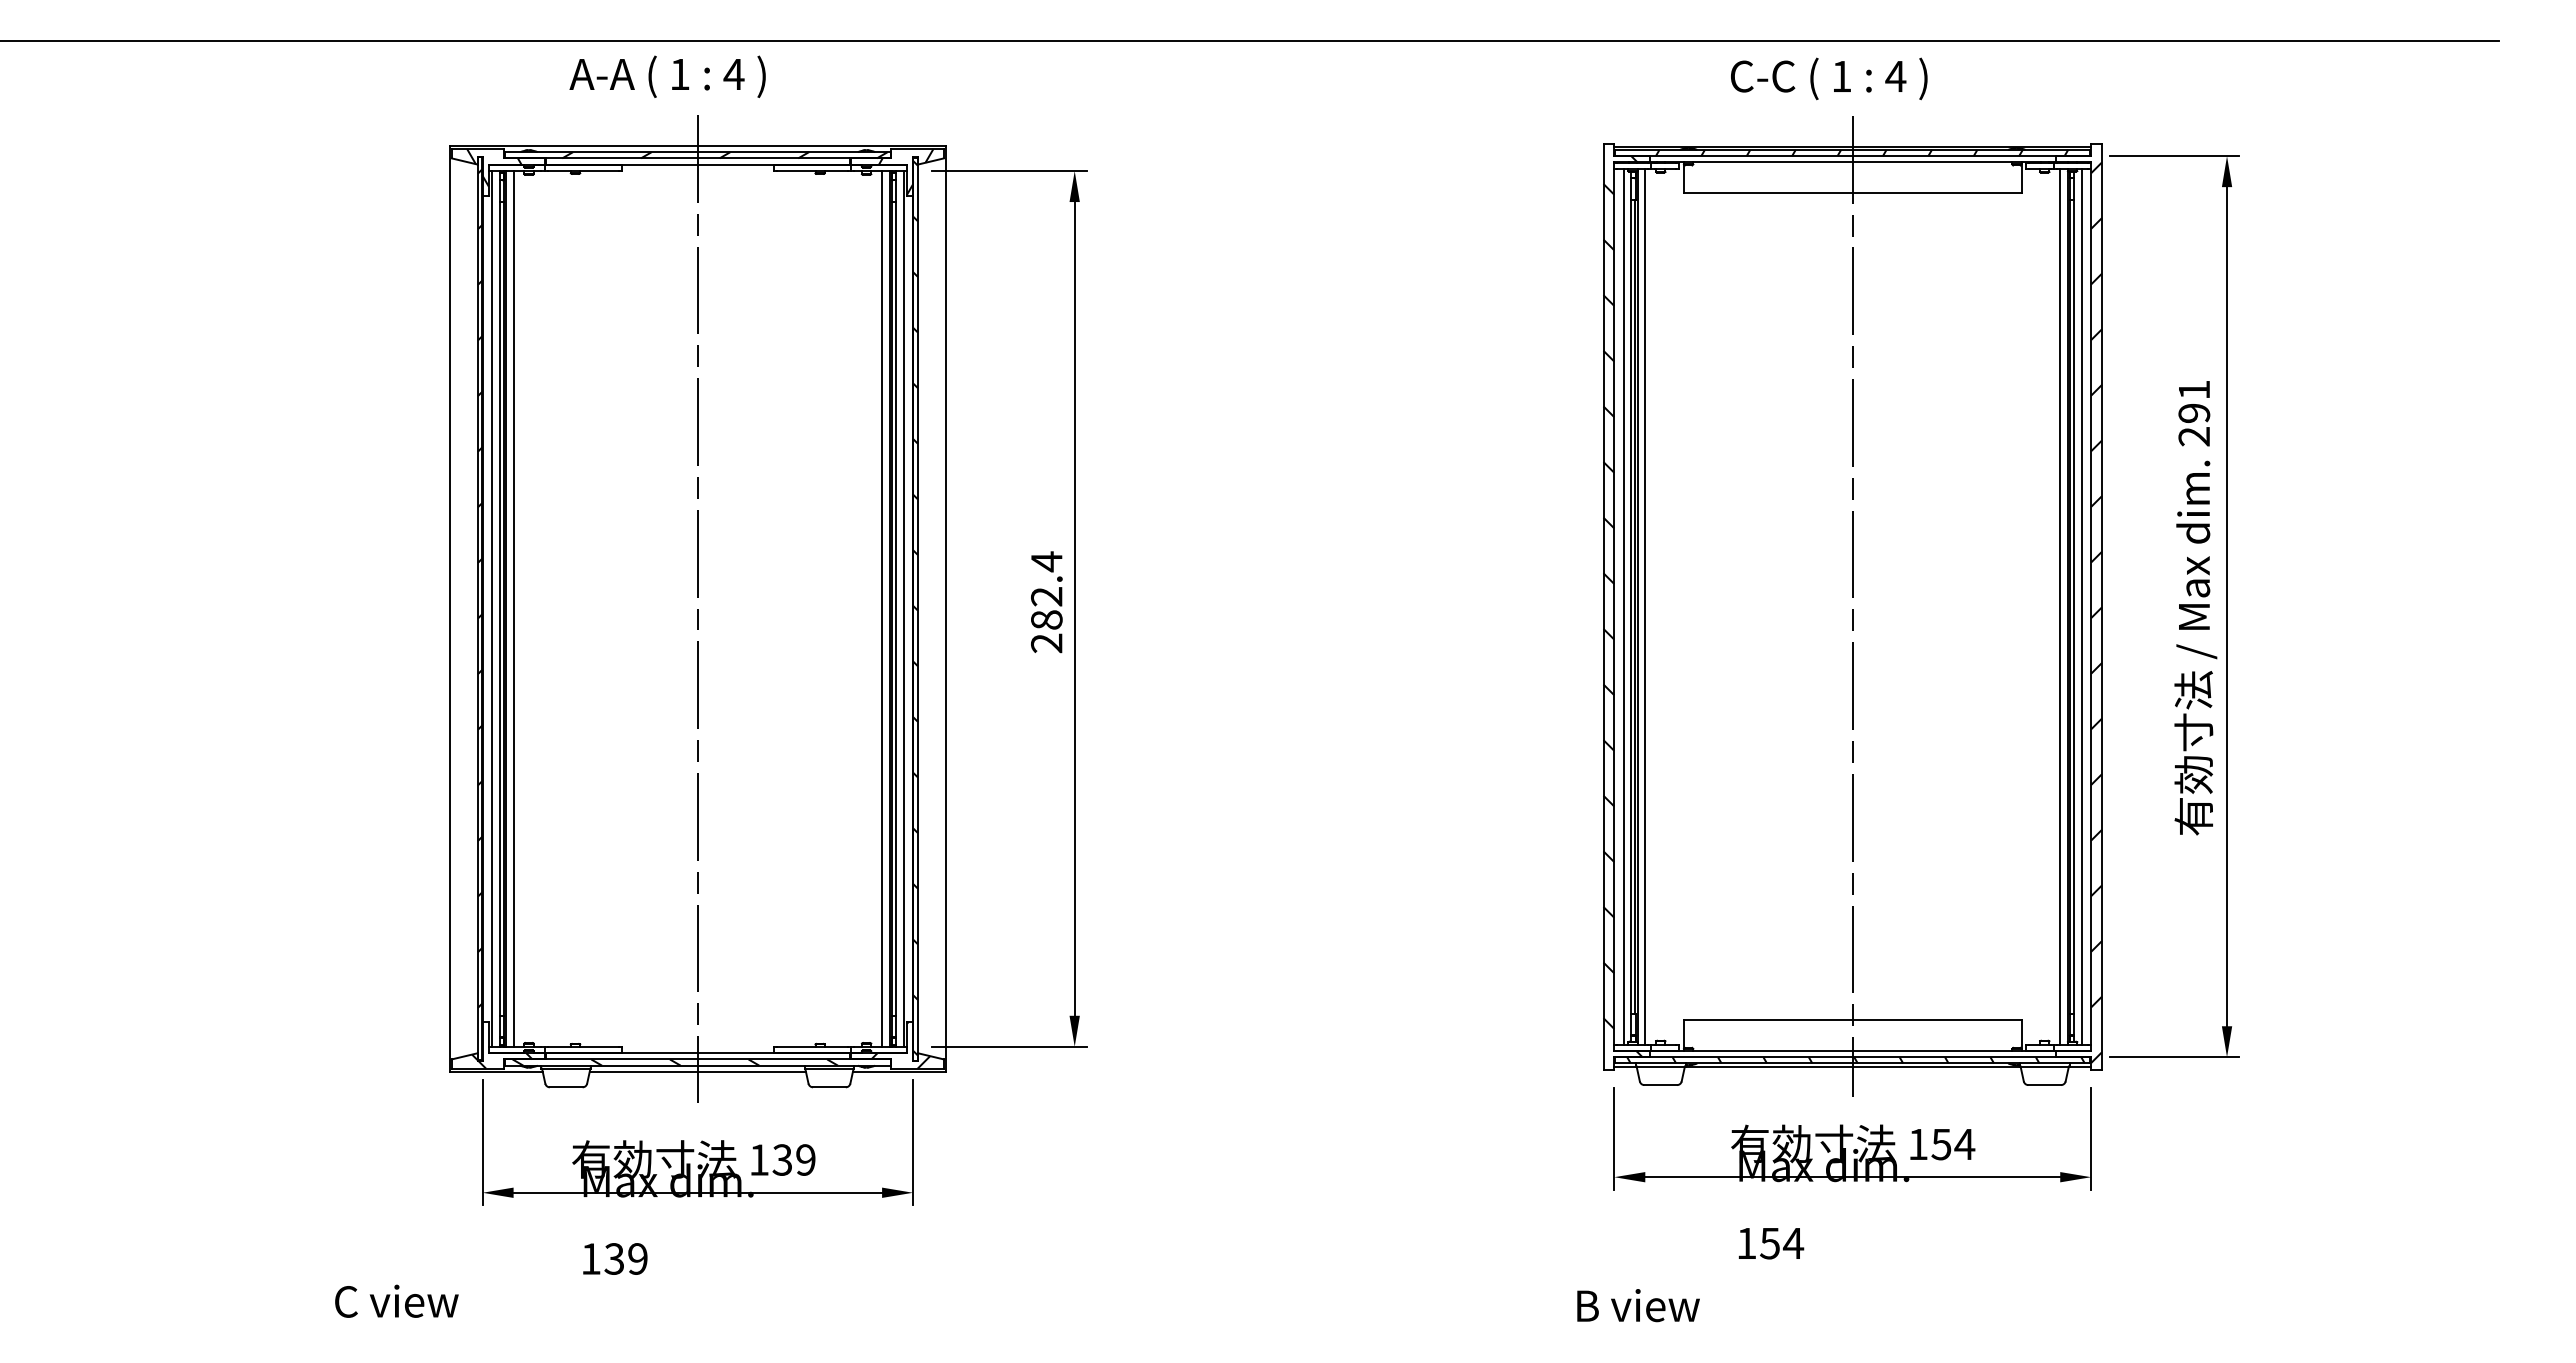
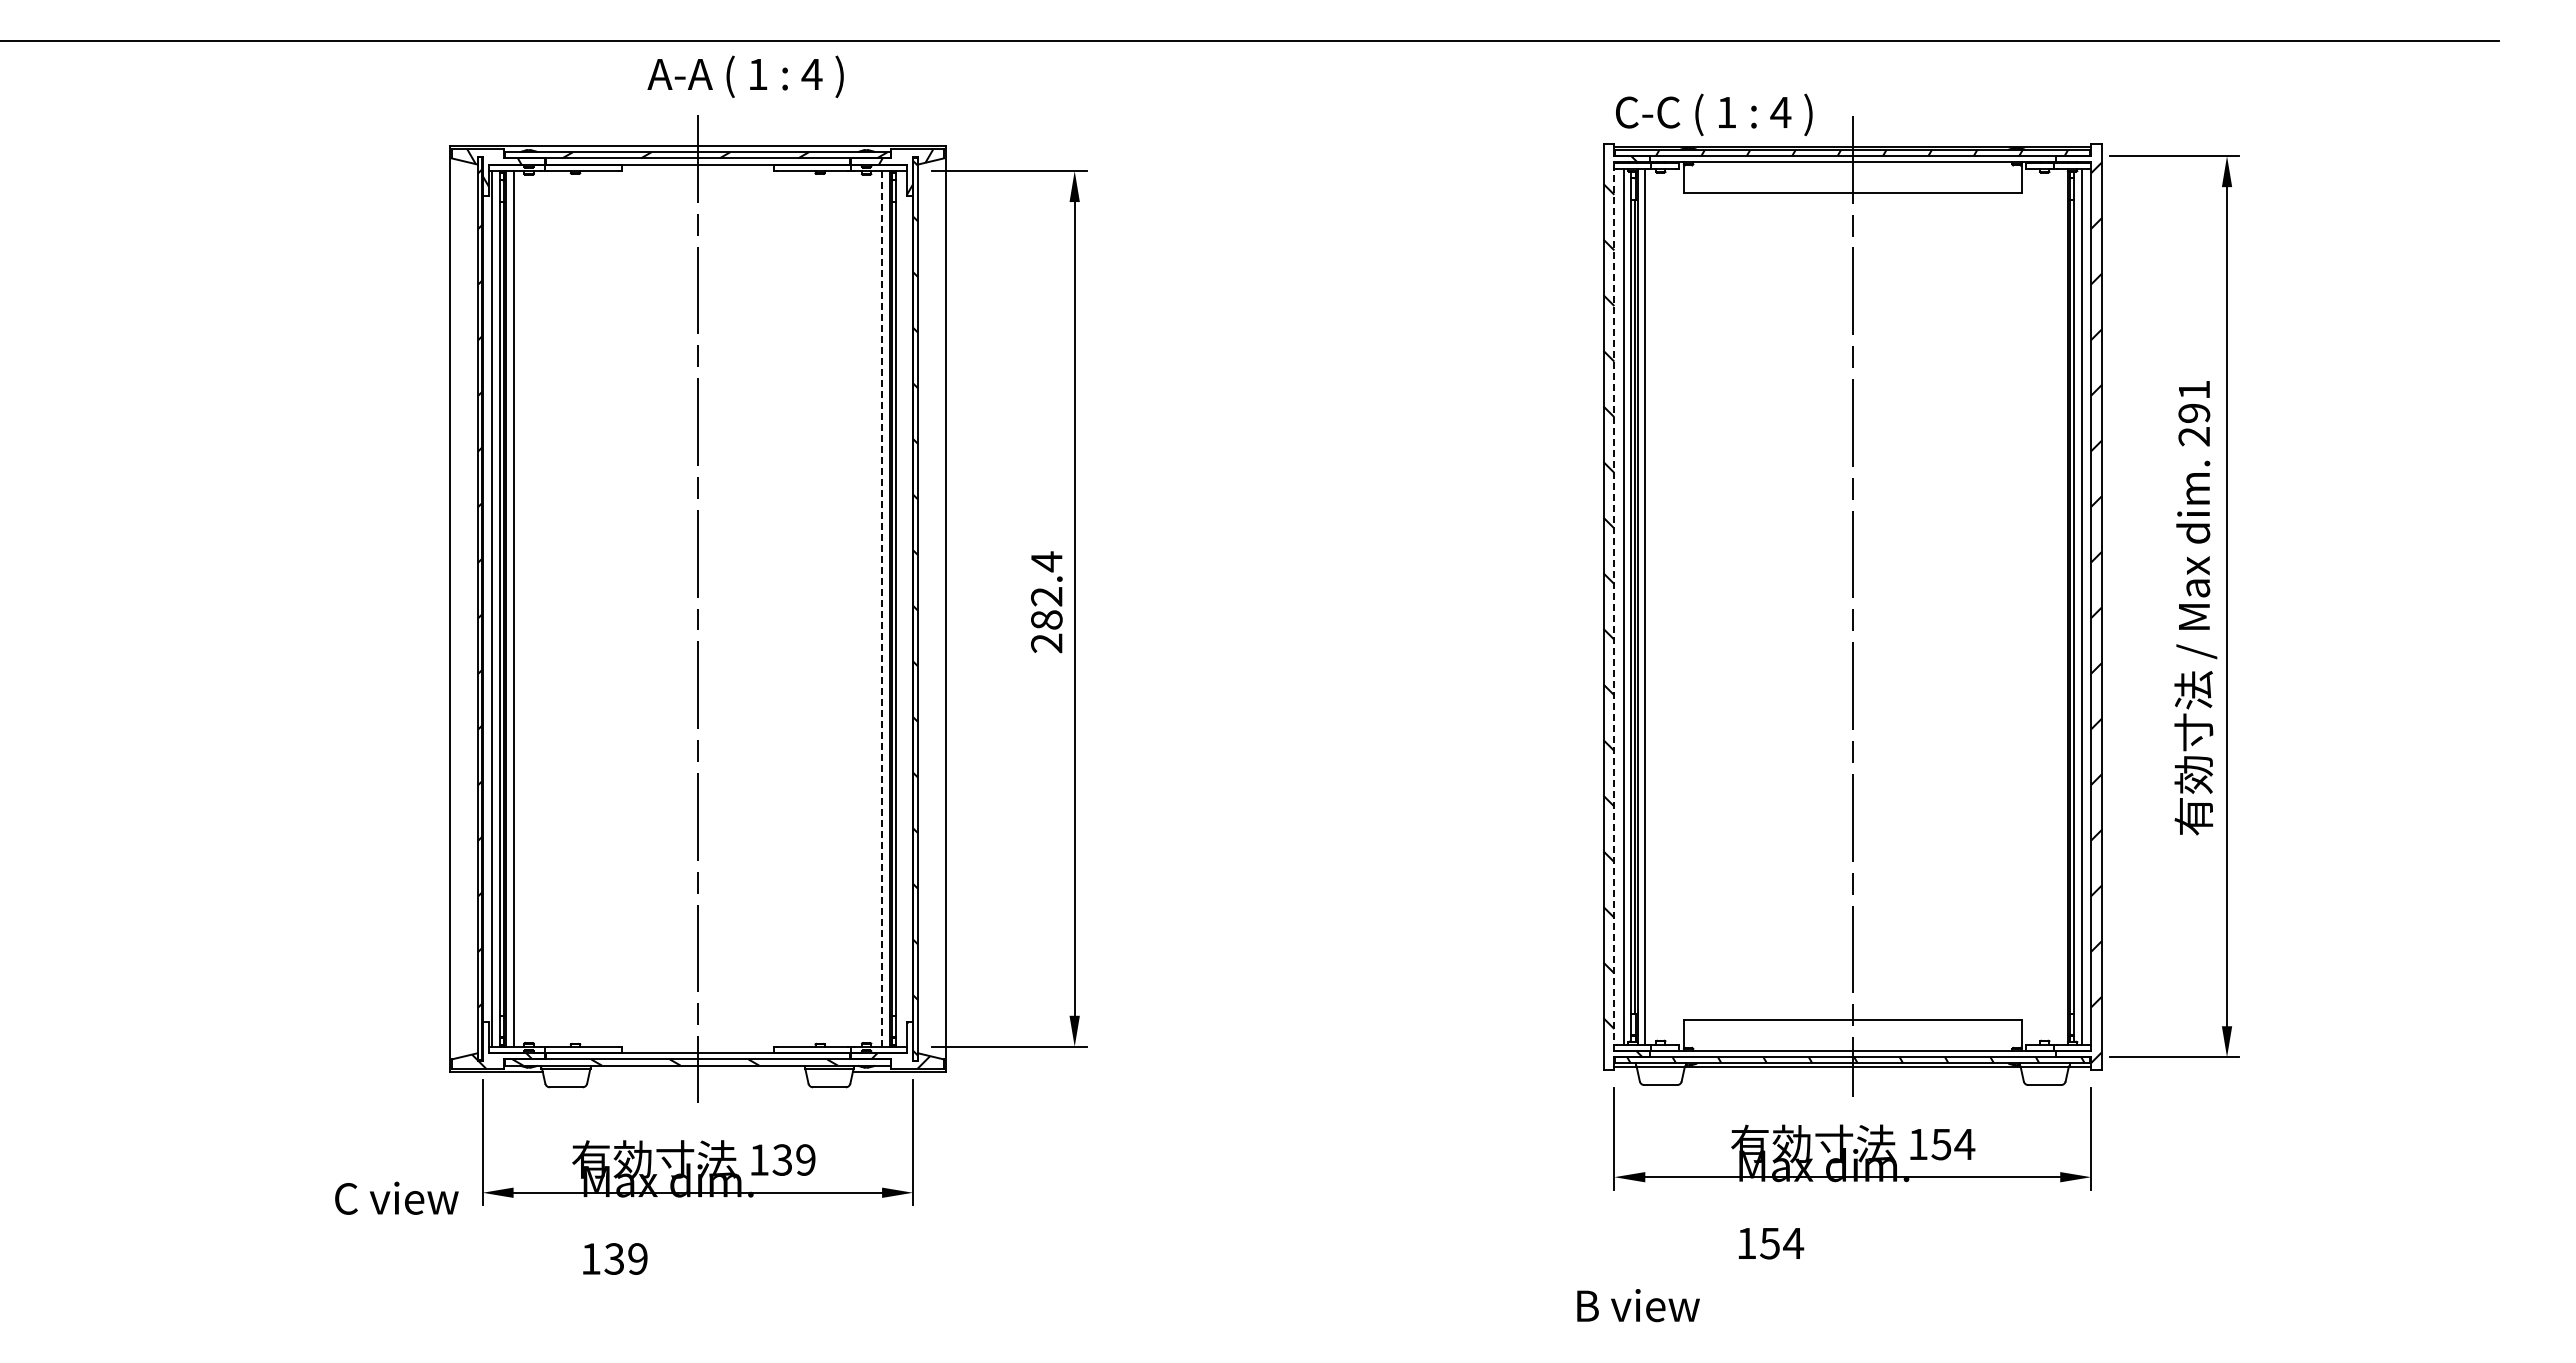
text position: (667, 76) -> (745, 76) (745, 76)
text position: (1829, 78) -> (1714, 114) (1714, 114)
line: solid -> dashed (1614, 606)
line: present -> none (2060, 606)
line: solid -> dashed (882, 608)
line: present -> none (903, 608)
line: present -> none (697, 1071)
text position: (396, 1300) -> (396, 1197) (396, 1197)
